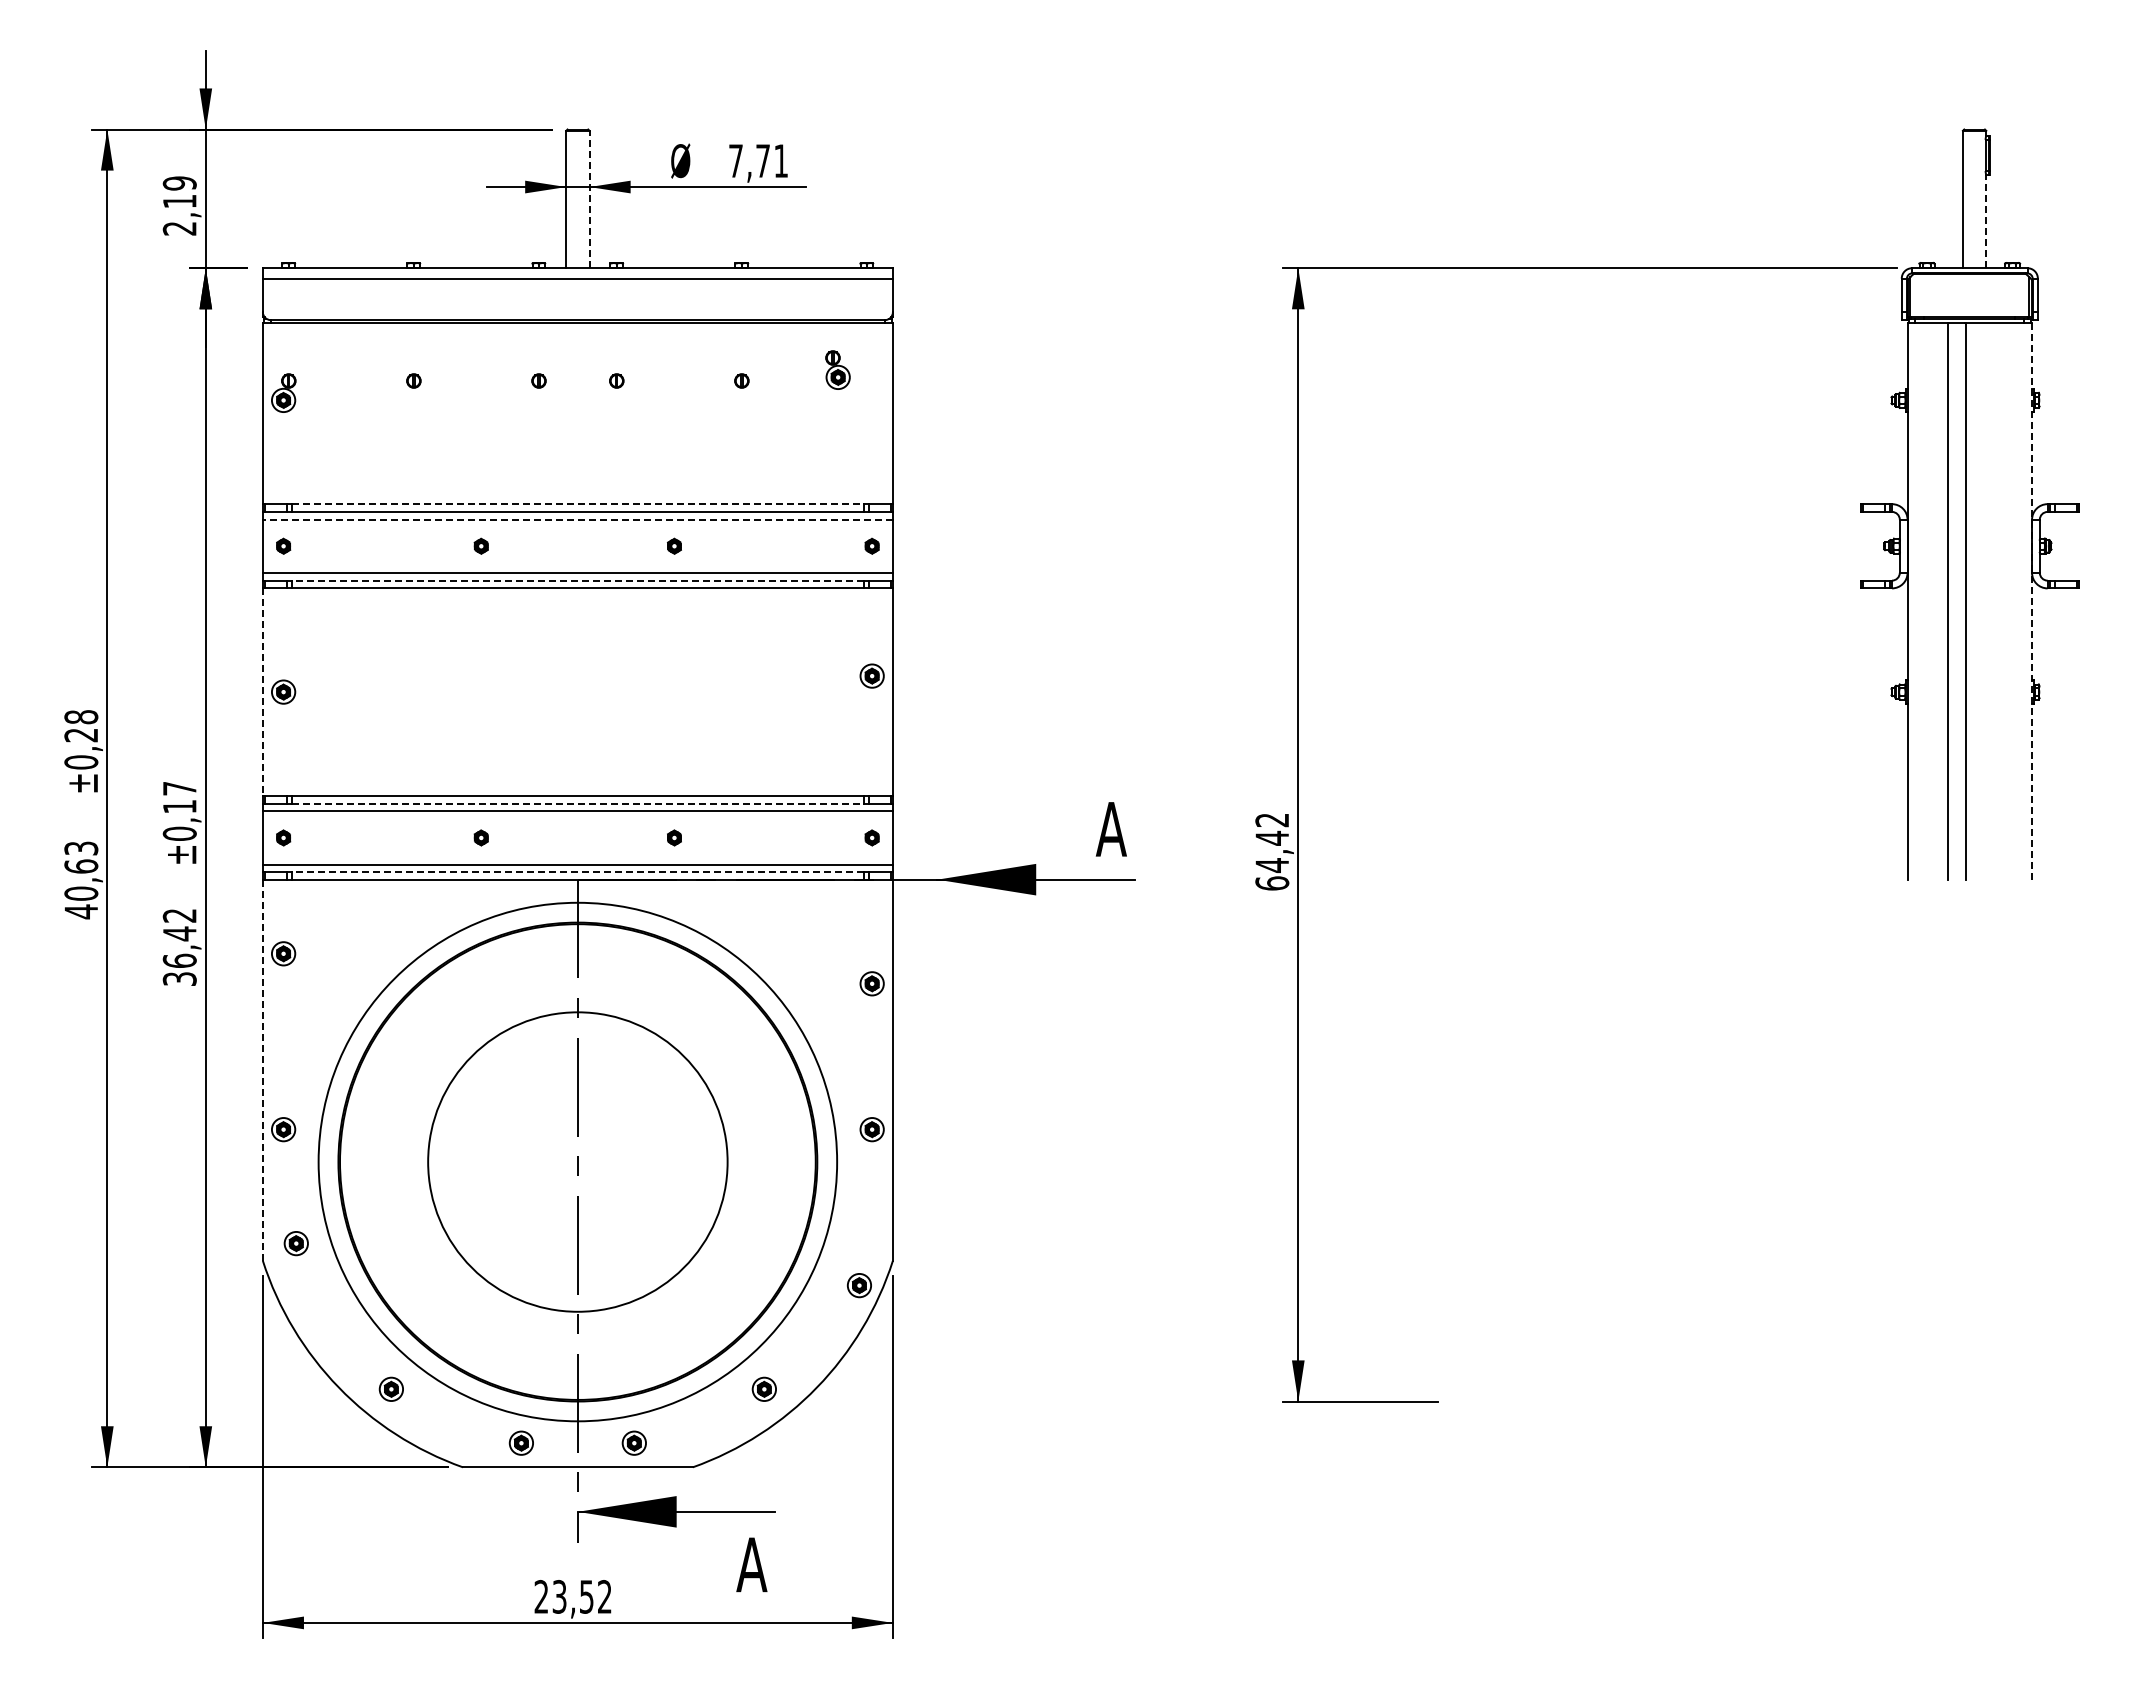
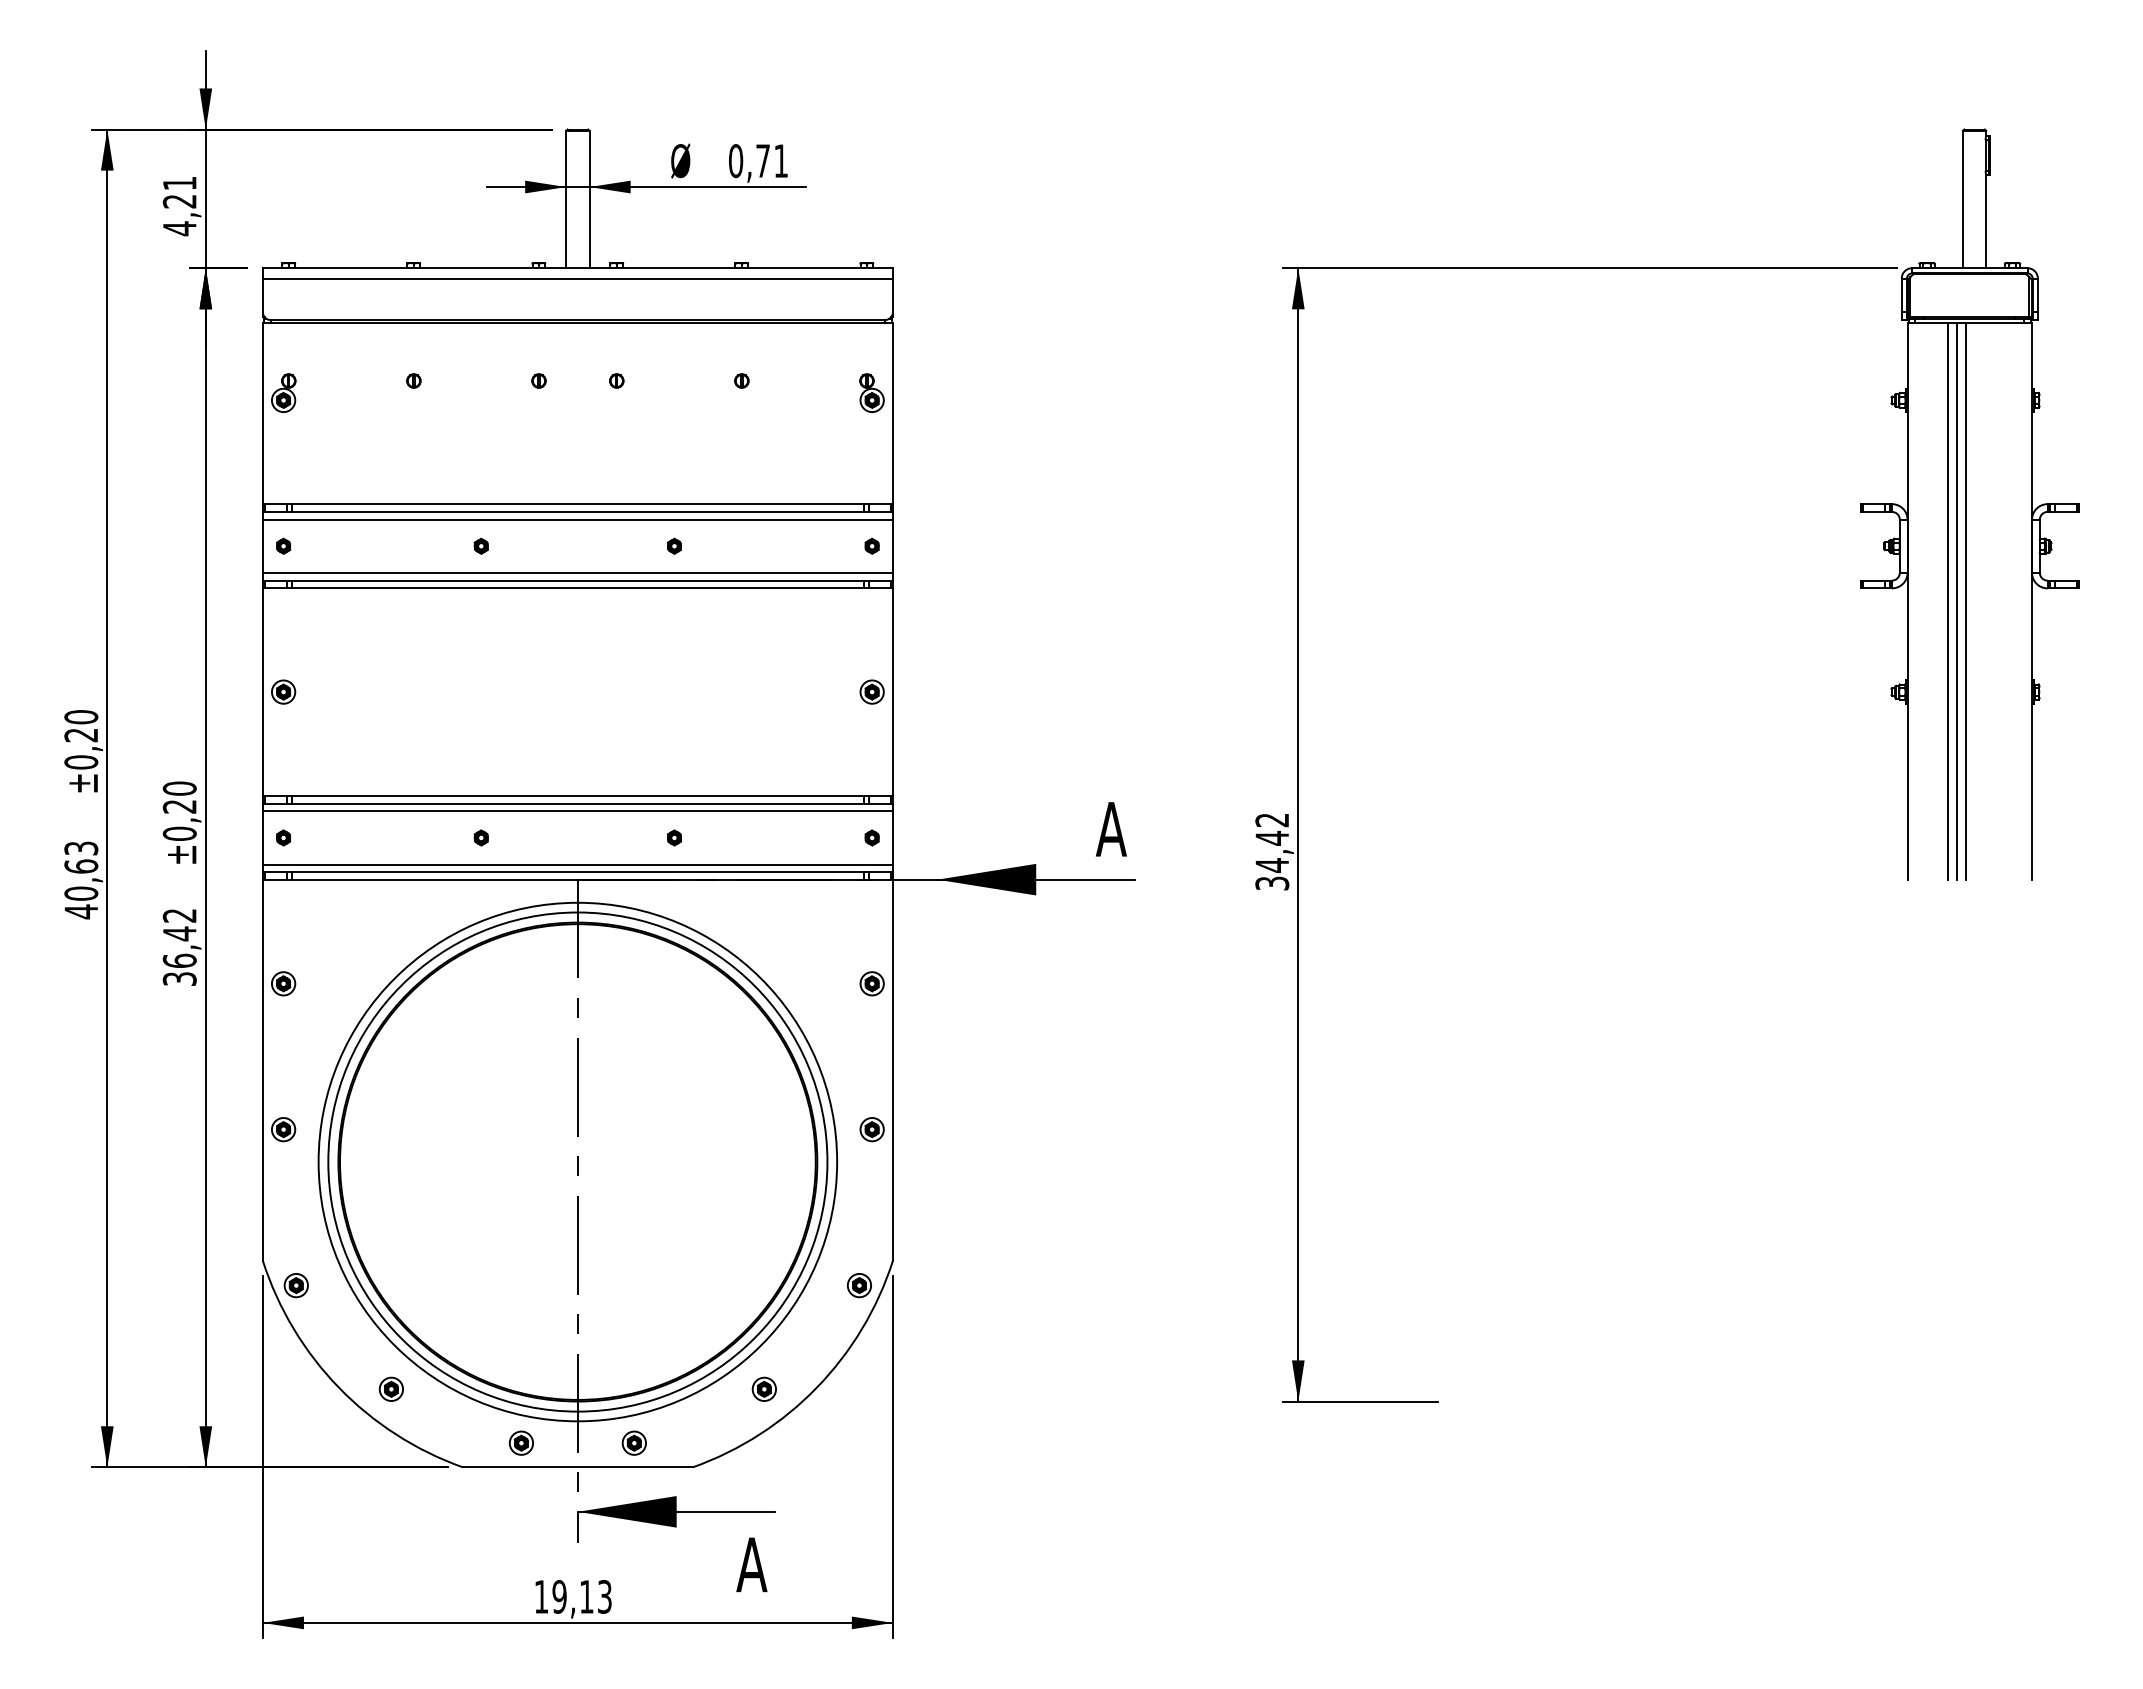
text: 7,71 -> 0,71 (736, 161)
line: dashed -> solid (589, 199)
text: 2,19 -> 4,21 (179, 206)
line: dashed -> solid (1986, 221)
part position: (837, 369) -> (871, 392) (871, 392)
line: dashed -> solid (578, 504)
line: dashed -> solid (577, 519)
line: dashed -> solid (577, 580)
line: none -> present (1956, 600)
line: dashed -> solid (2032, 601)
part position: (871, 675) -> (871, 691) (871, 691)
line: dashed -> solid (262, 692)
text: ±0,28 -> ±0,20 (81, 717)
text: ±0,17 -> ±0,20 (179, 797)
line: dashed -> solid (578, 803)
line: dashed -> solid (577, 872)
text: 64,42 -> 34,42 (1272, 883)
part position: (283, 953) -> (283, 983) (283, 983)
line: dashed -> solid (262, 1070)
circle diameter: 299 px -> 499 px (577, 1161)
part position: (295, 1243) -> (295, 1285) (295, 1285)
text: 23,52 -> 19,13 (572, 1596)
